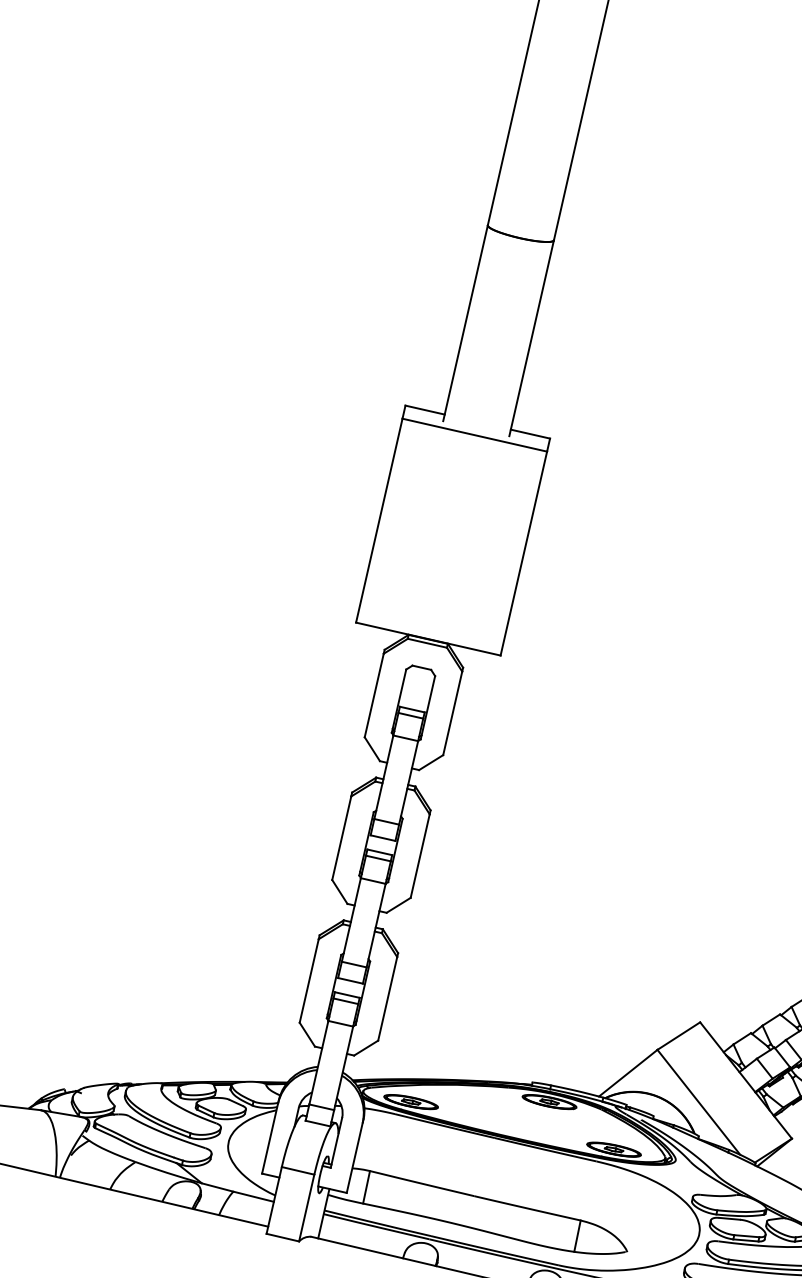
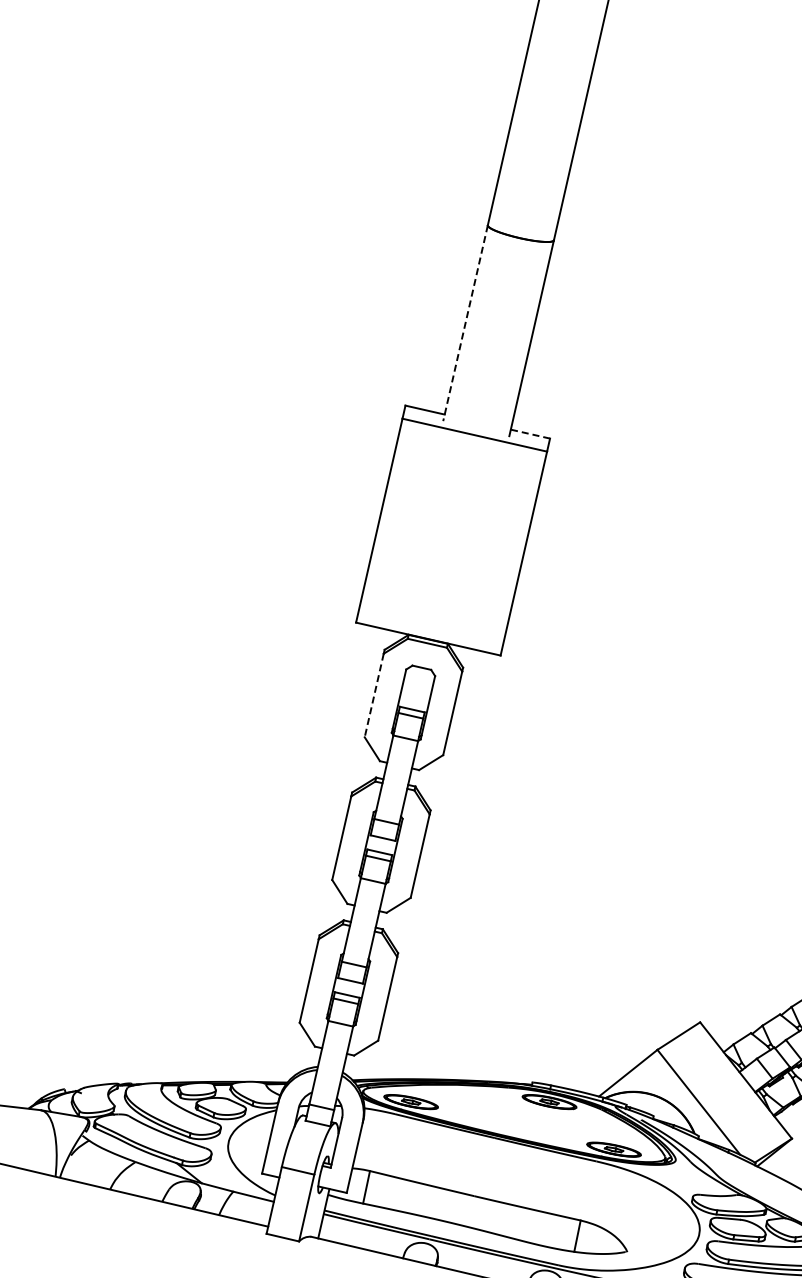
line: solid -> dashed (465, 323)
line: solid -> dashed (529, 434)
line: solid -> dashed (374, 695)
